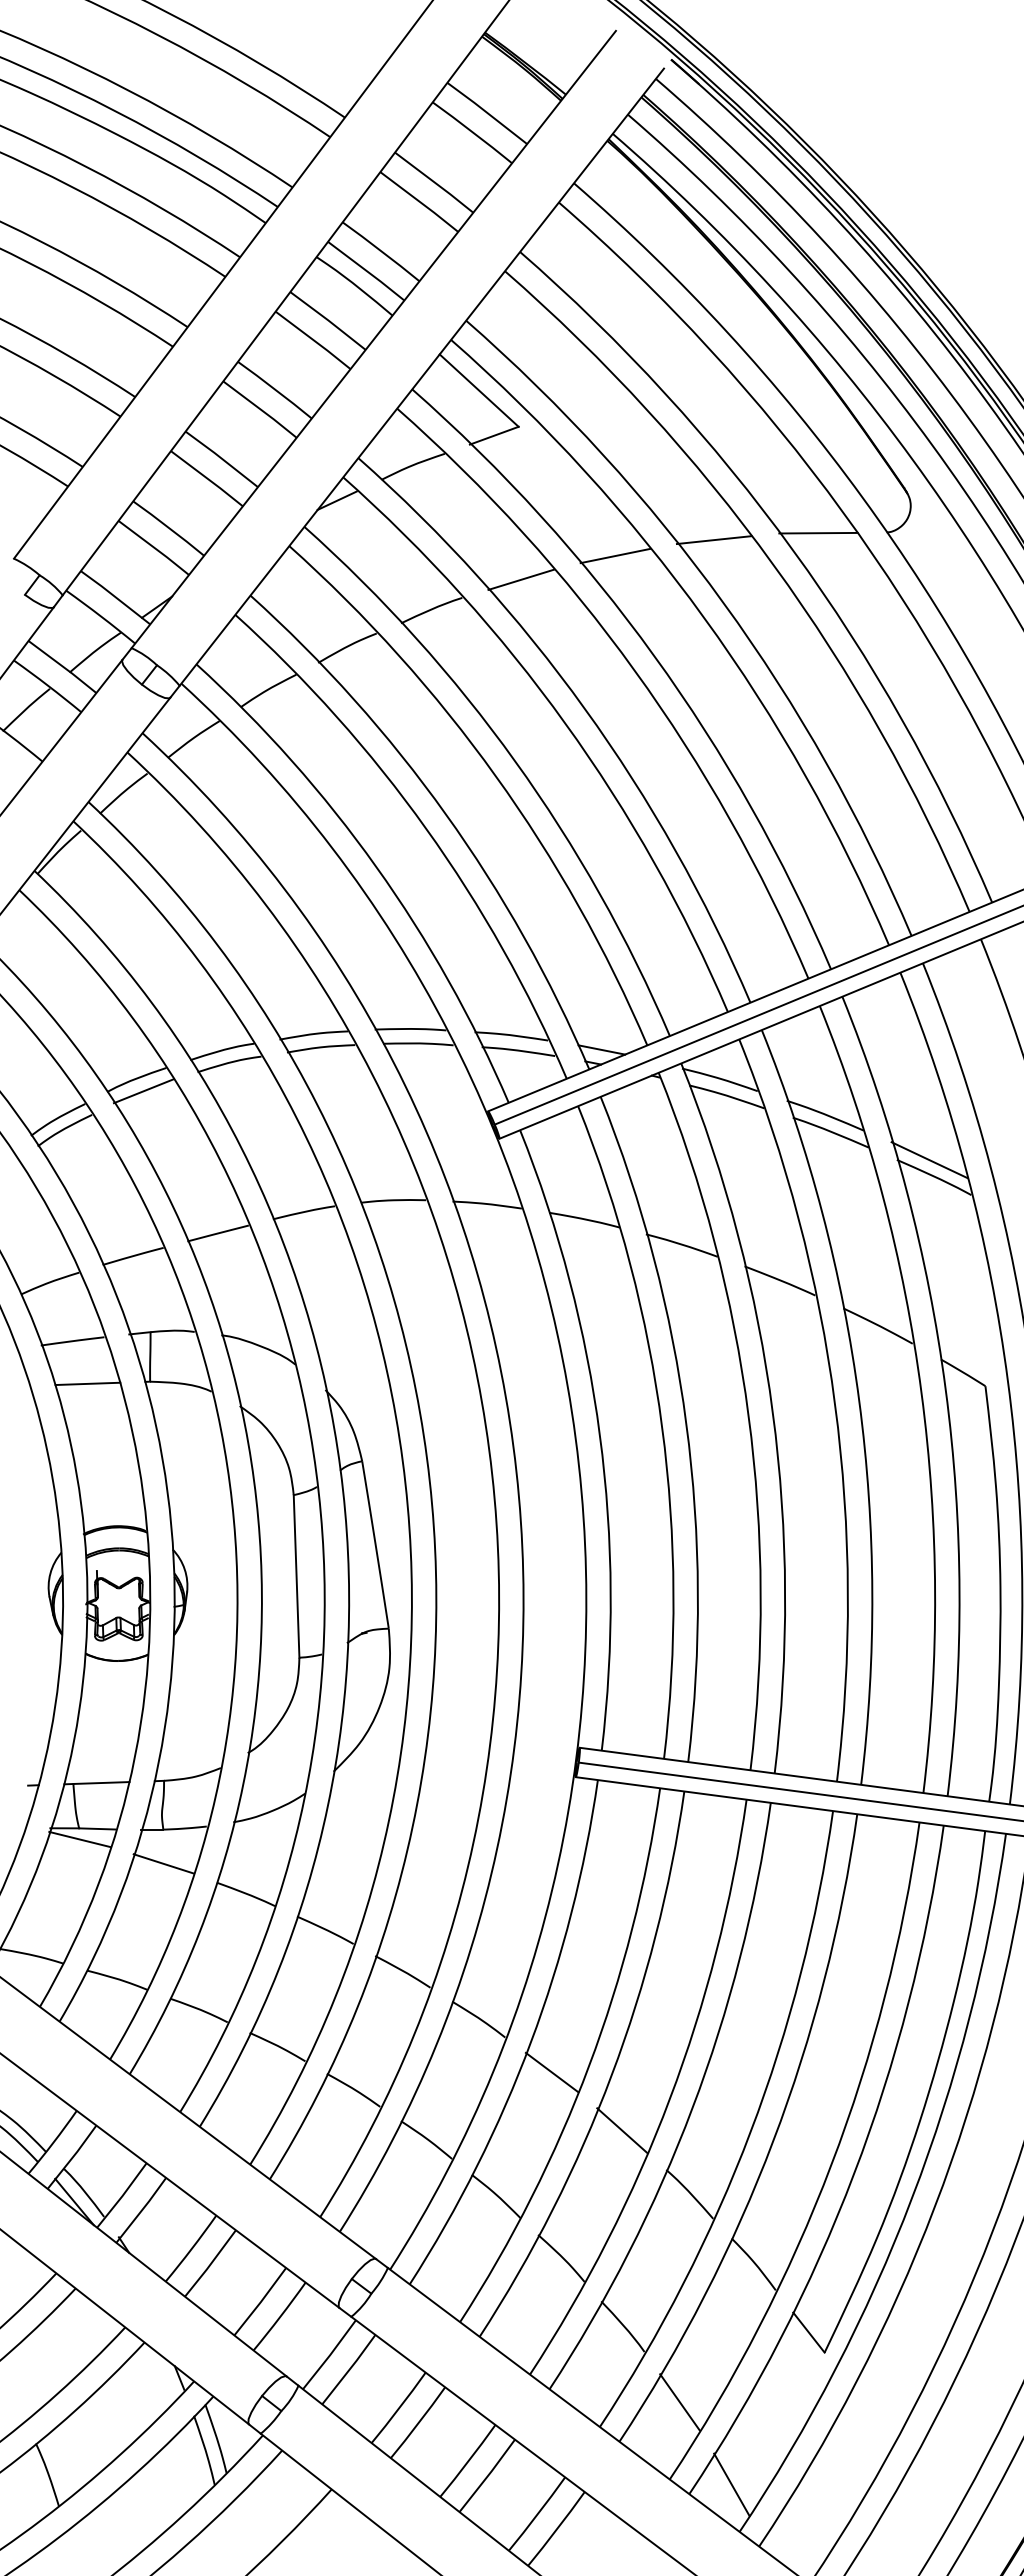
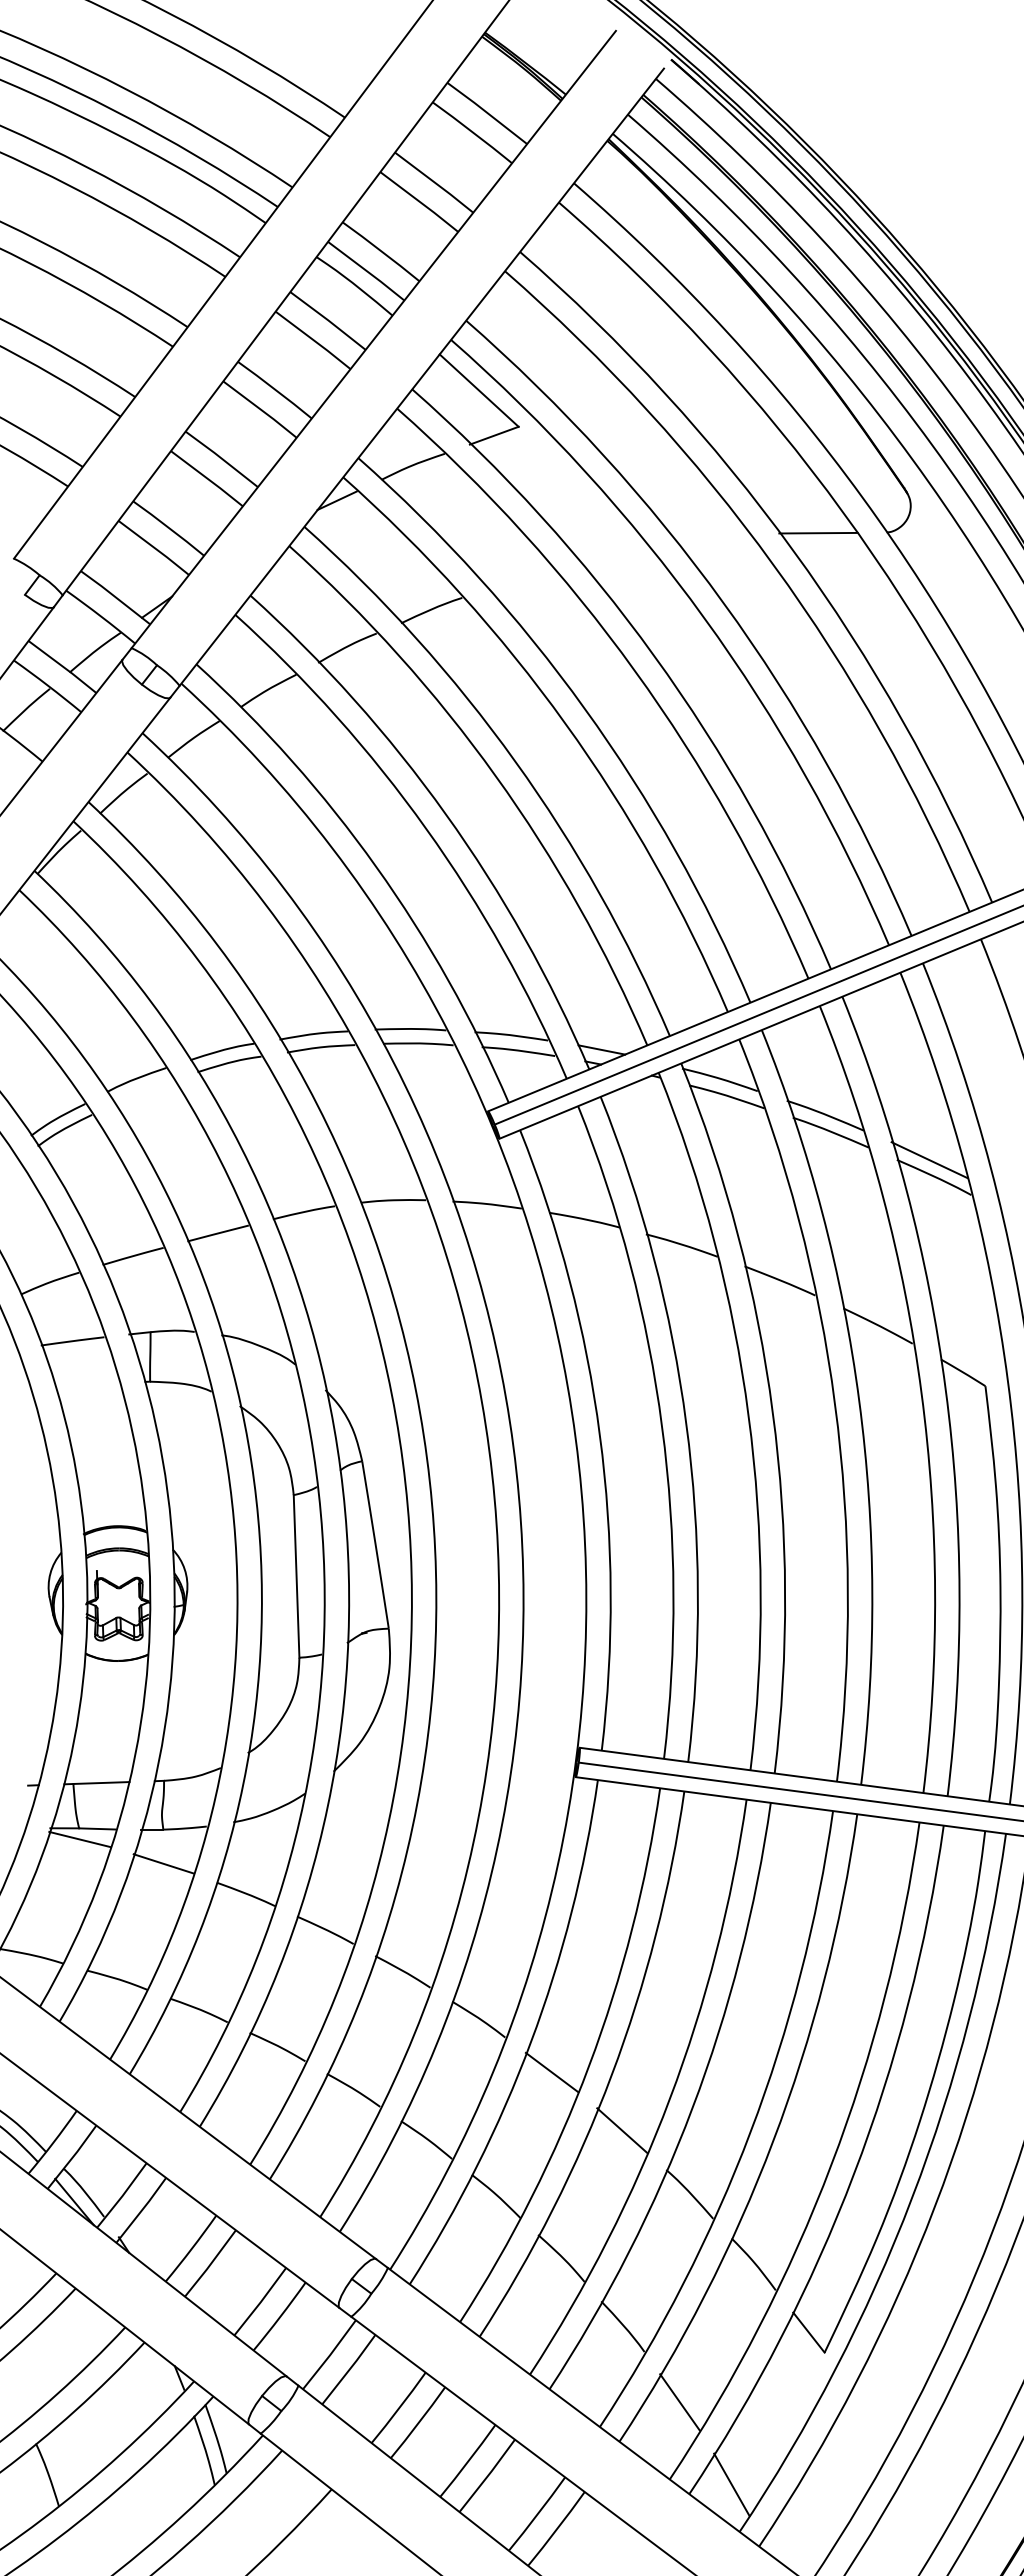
line: present -> none (713, 540)
line: present -> none (615, 555)
line: present -> none (520, 579)
line: present -> none (143, 1091)
line: present -> none (87, 1383)
